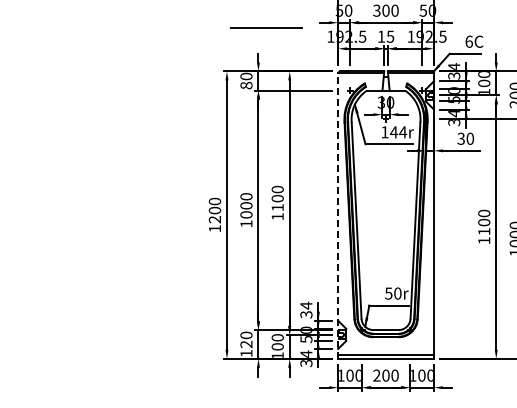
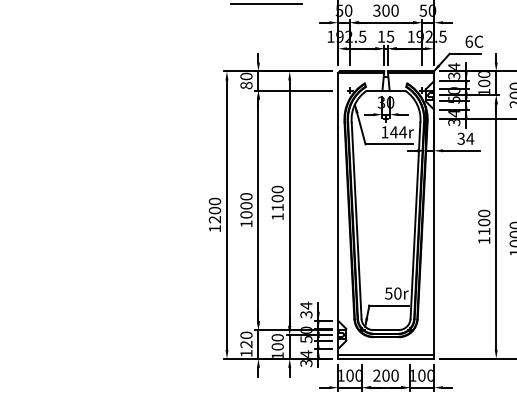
line position: (266, 27) -> (266, 3) (266, 3)
text: 30 -> 34 (470, 138)
line: dashed -> solid (338, 215)
